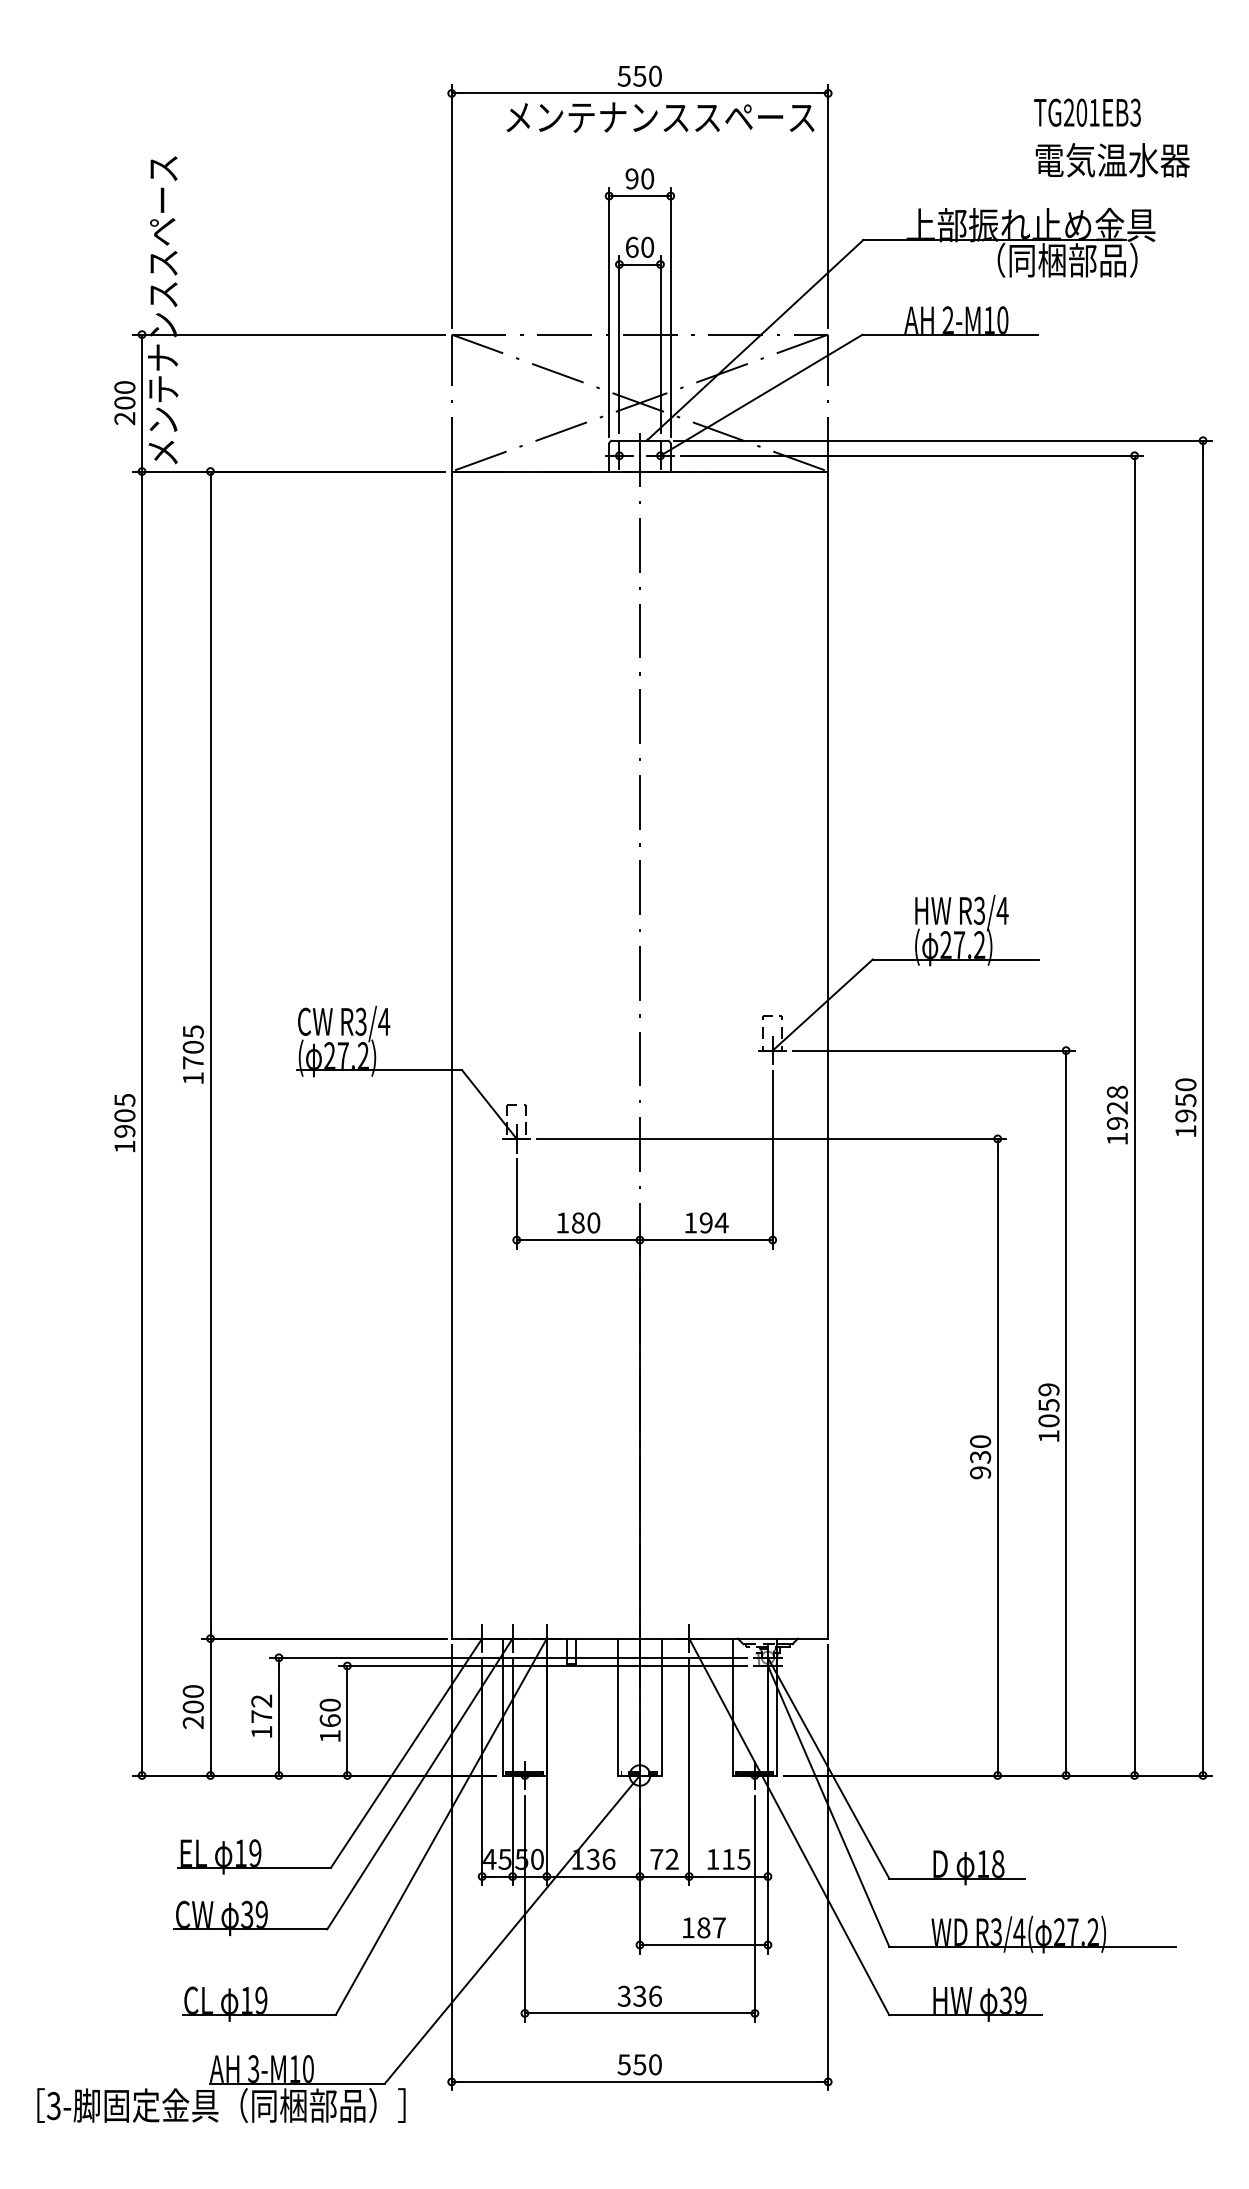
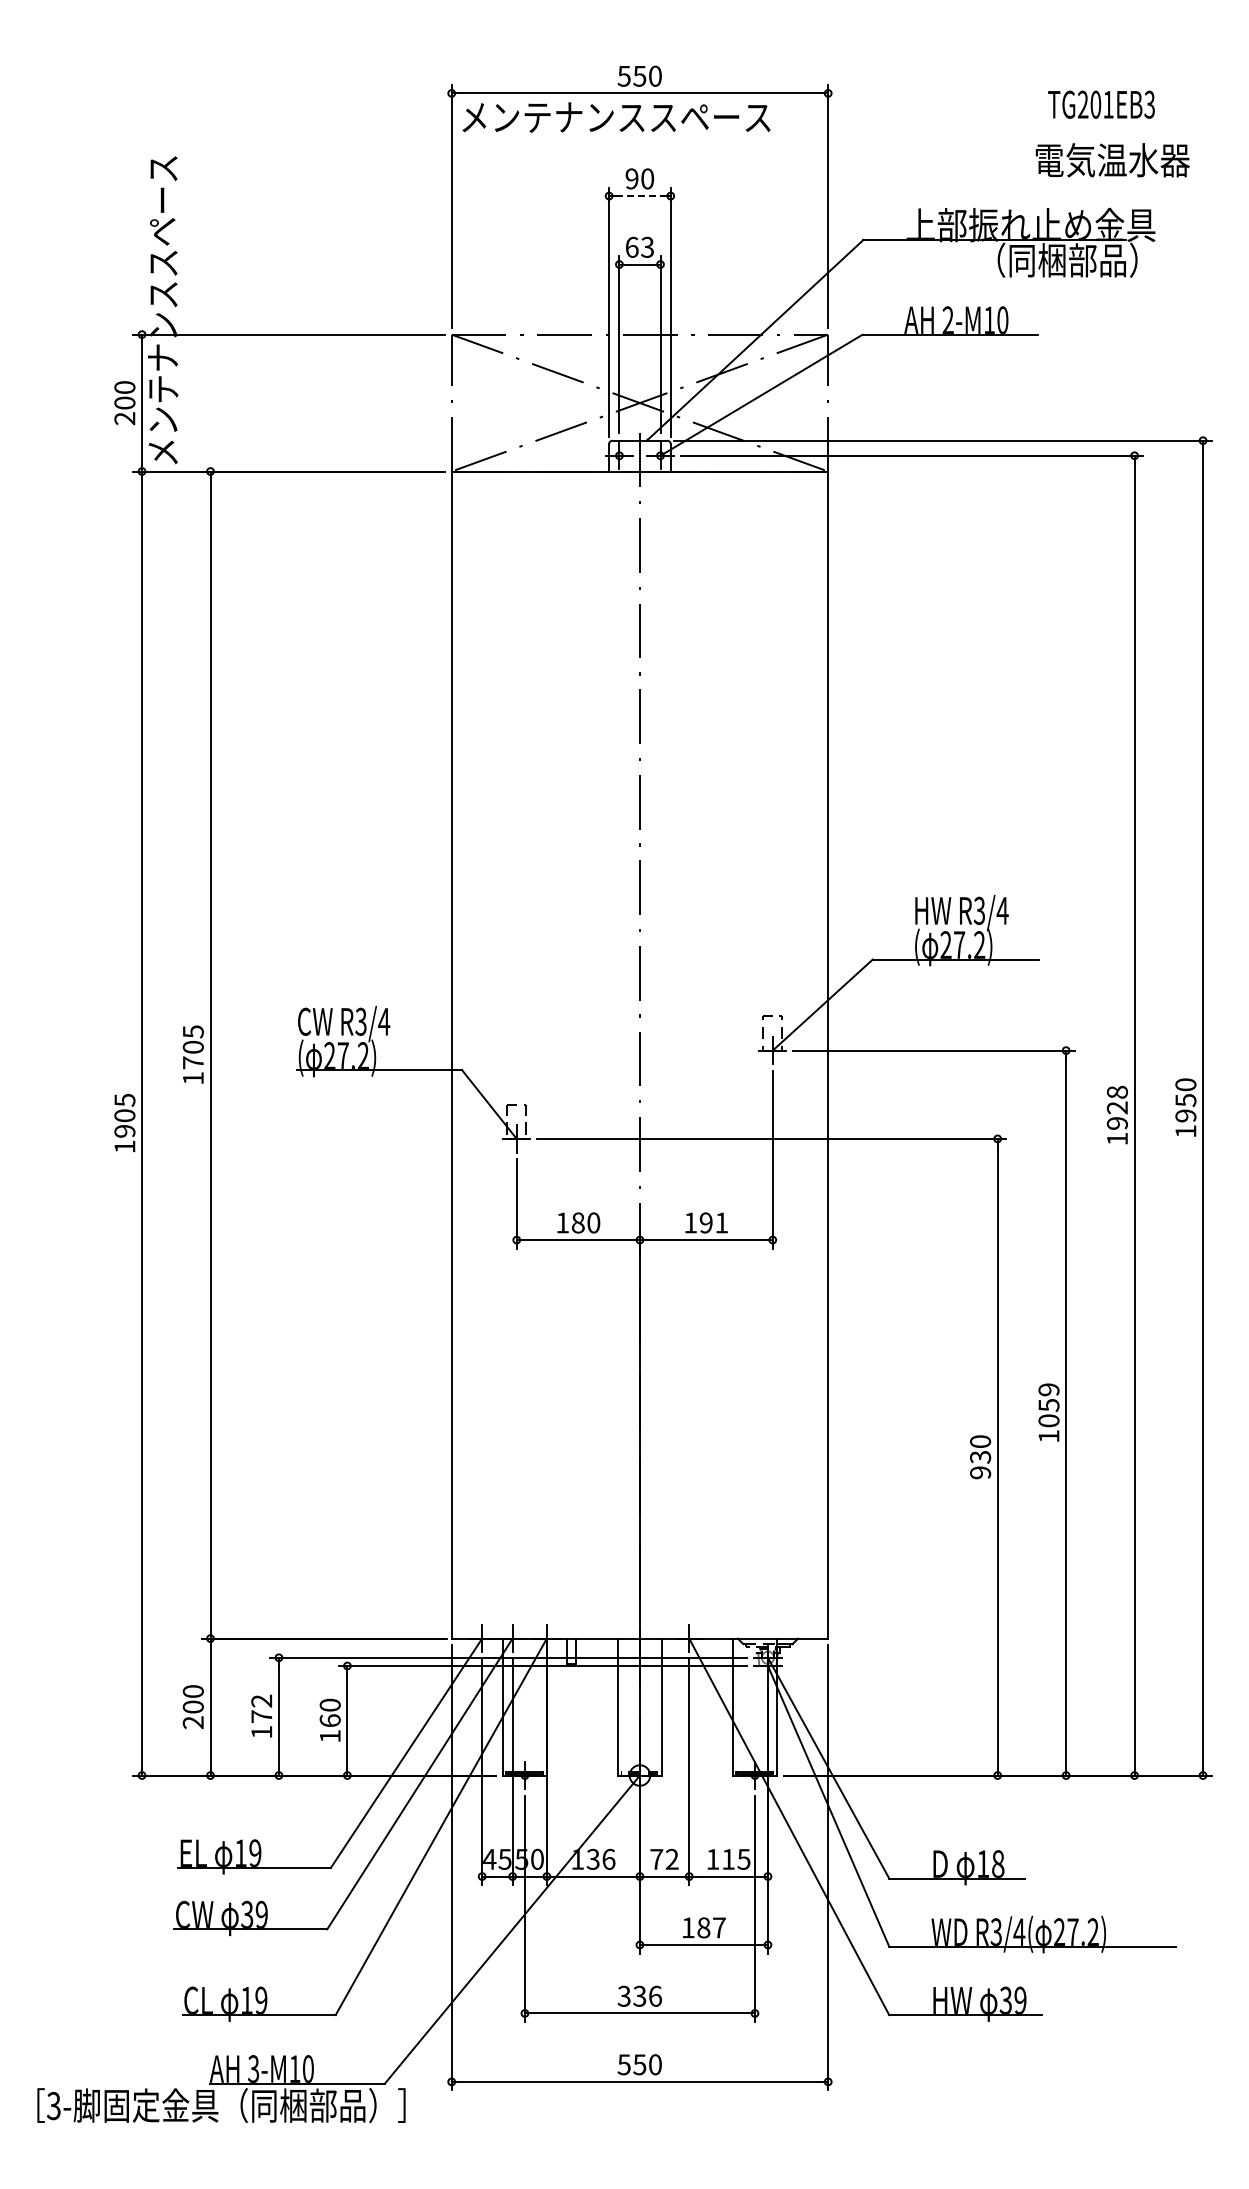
text position: (1087, 112) -> (1101, 104) (1101, 104)
text position: (660, 117) -> (616, 117) (616, 117)
line: solid -> dashed (639, 196)
text: 60 -> 63 (647, 247)
text: 194 -> 191 (721, 1222)
